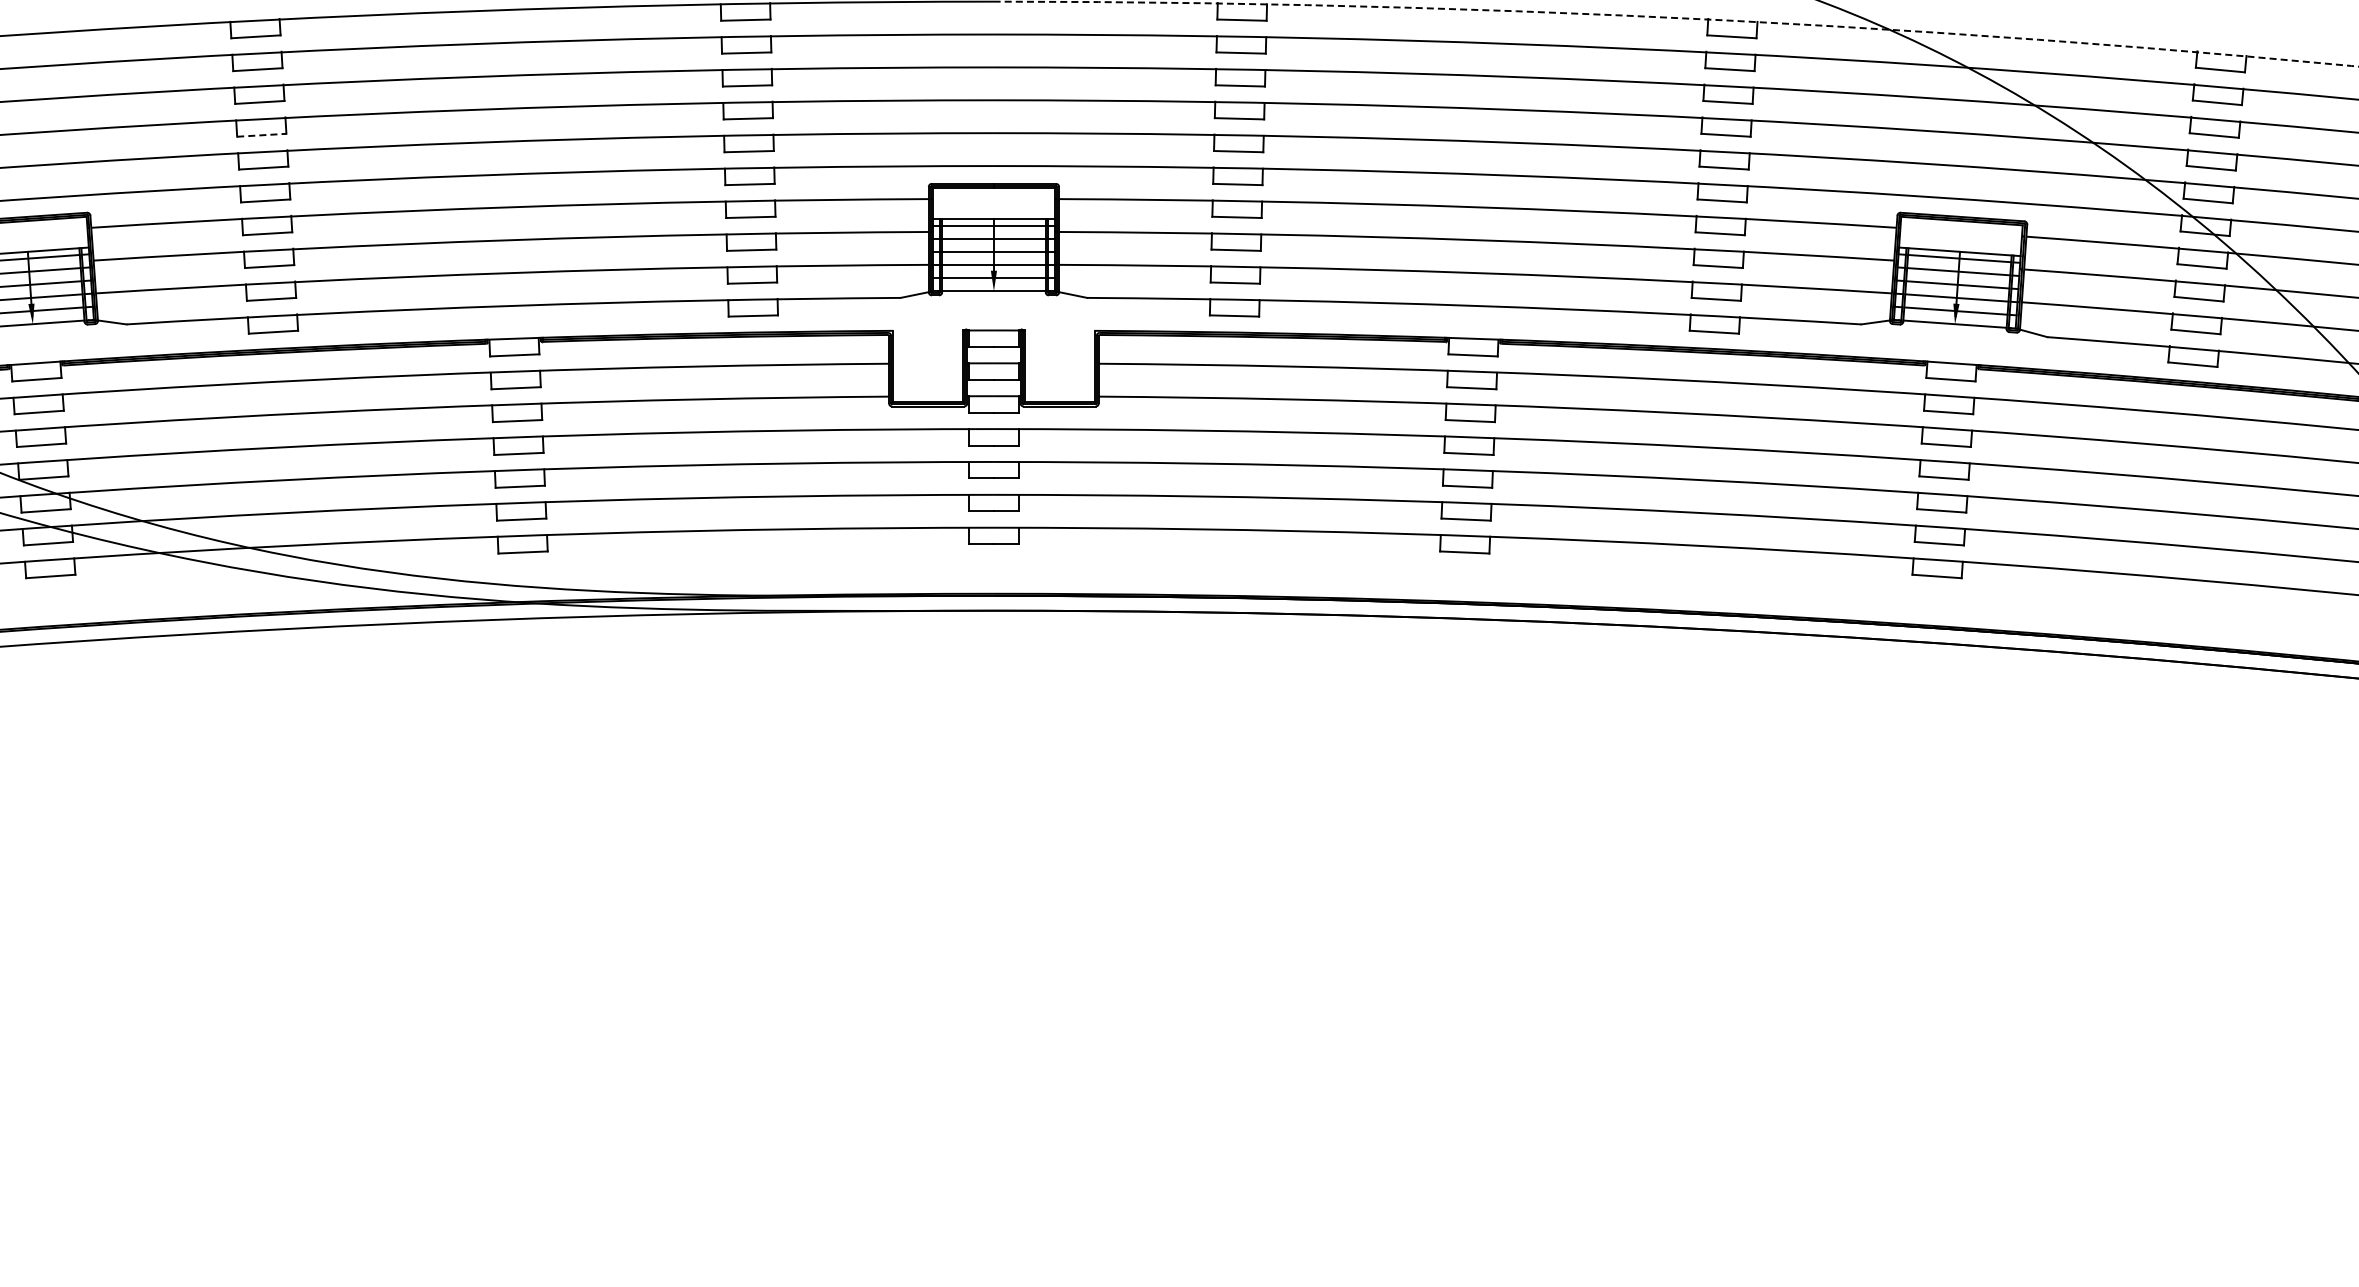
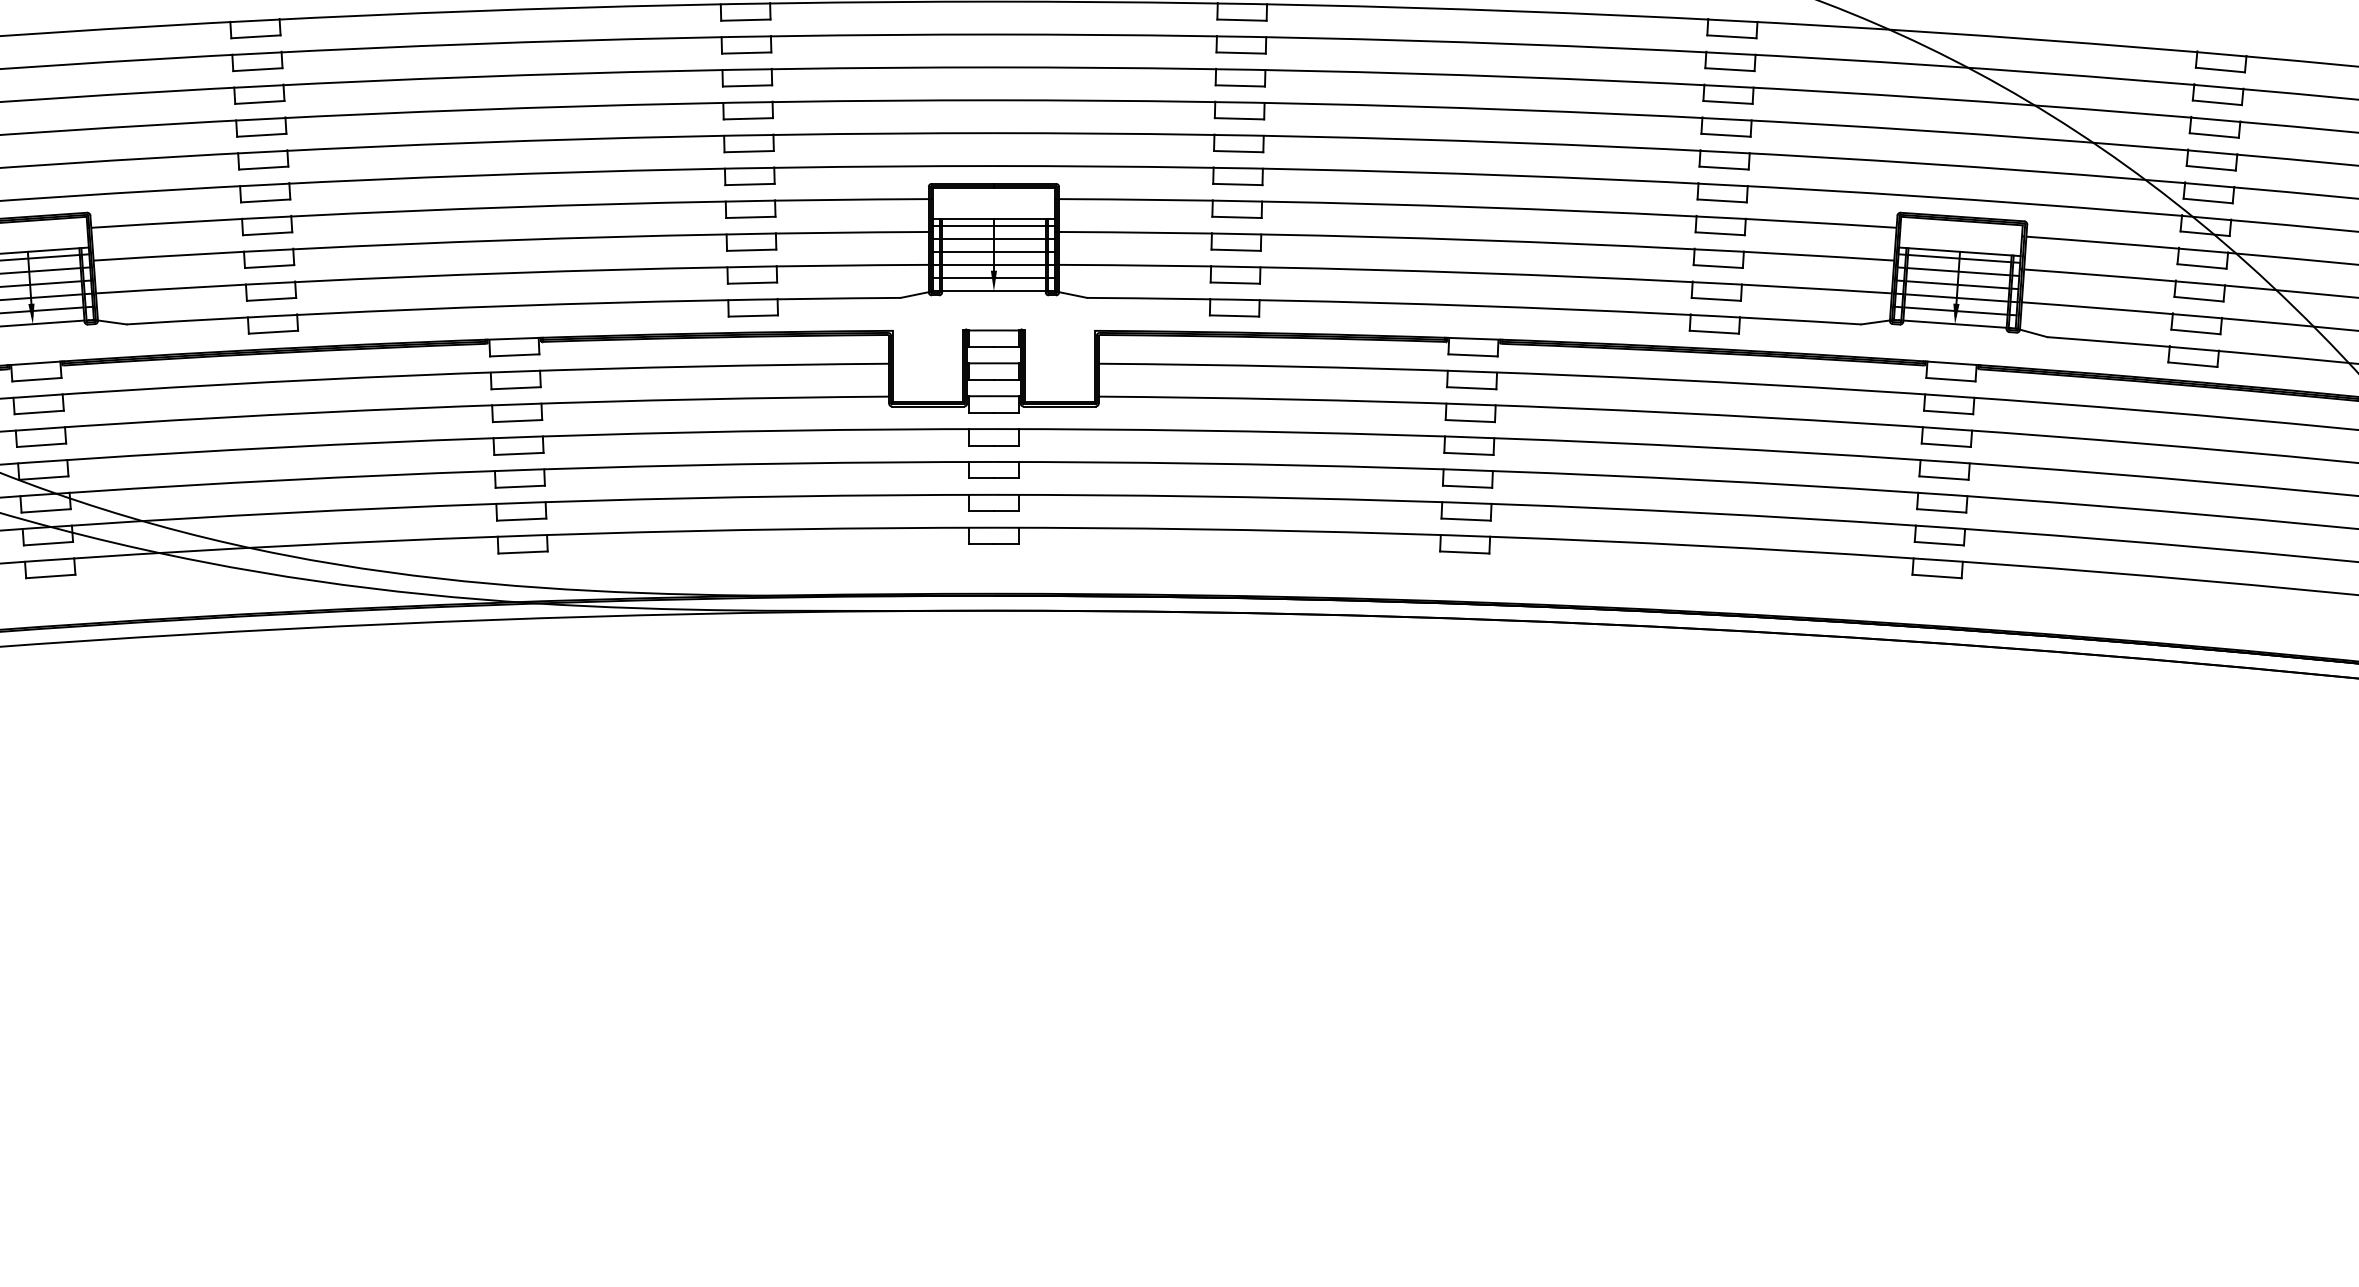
arc: dashed -> solid (1676, 18)
line: dashed -> solid (261, 135)
